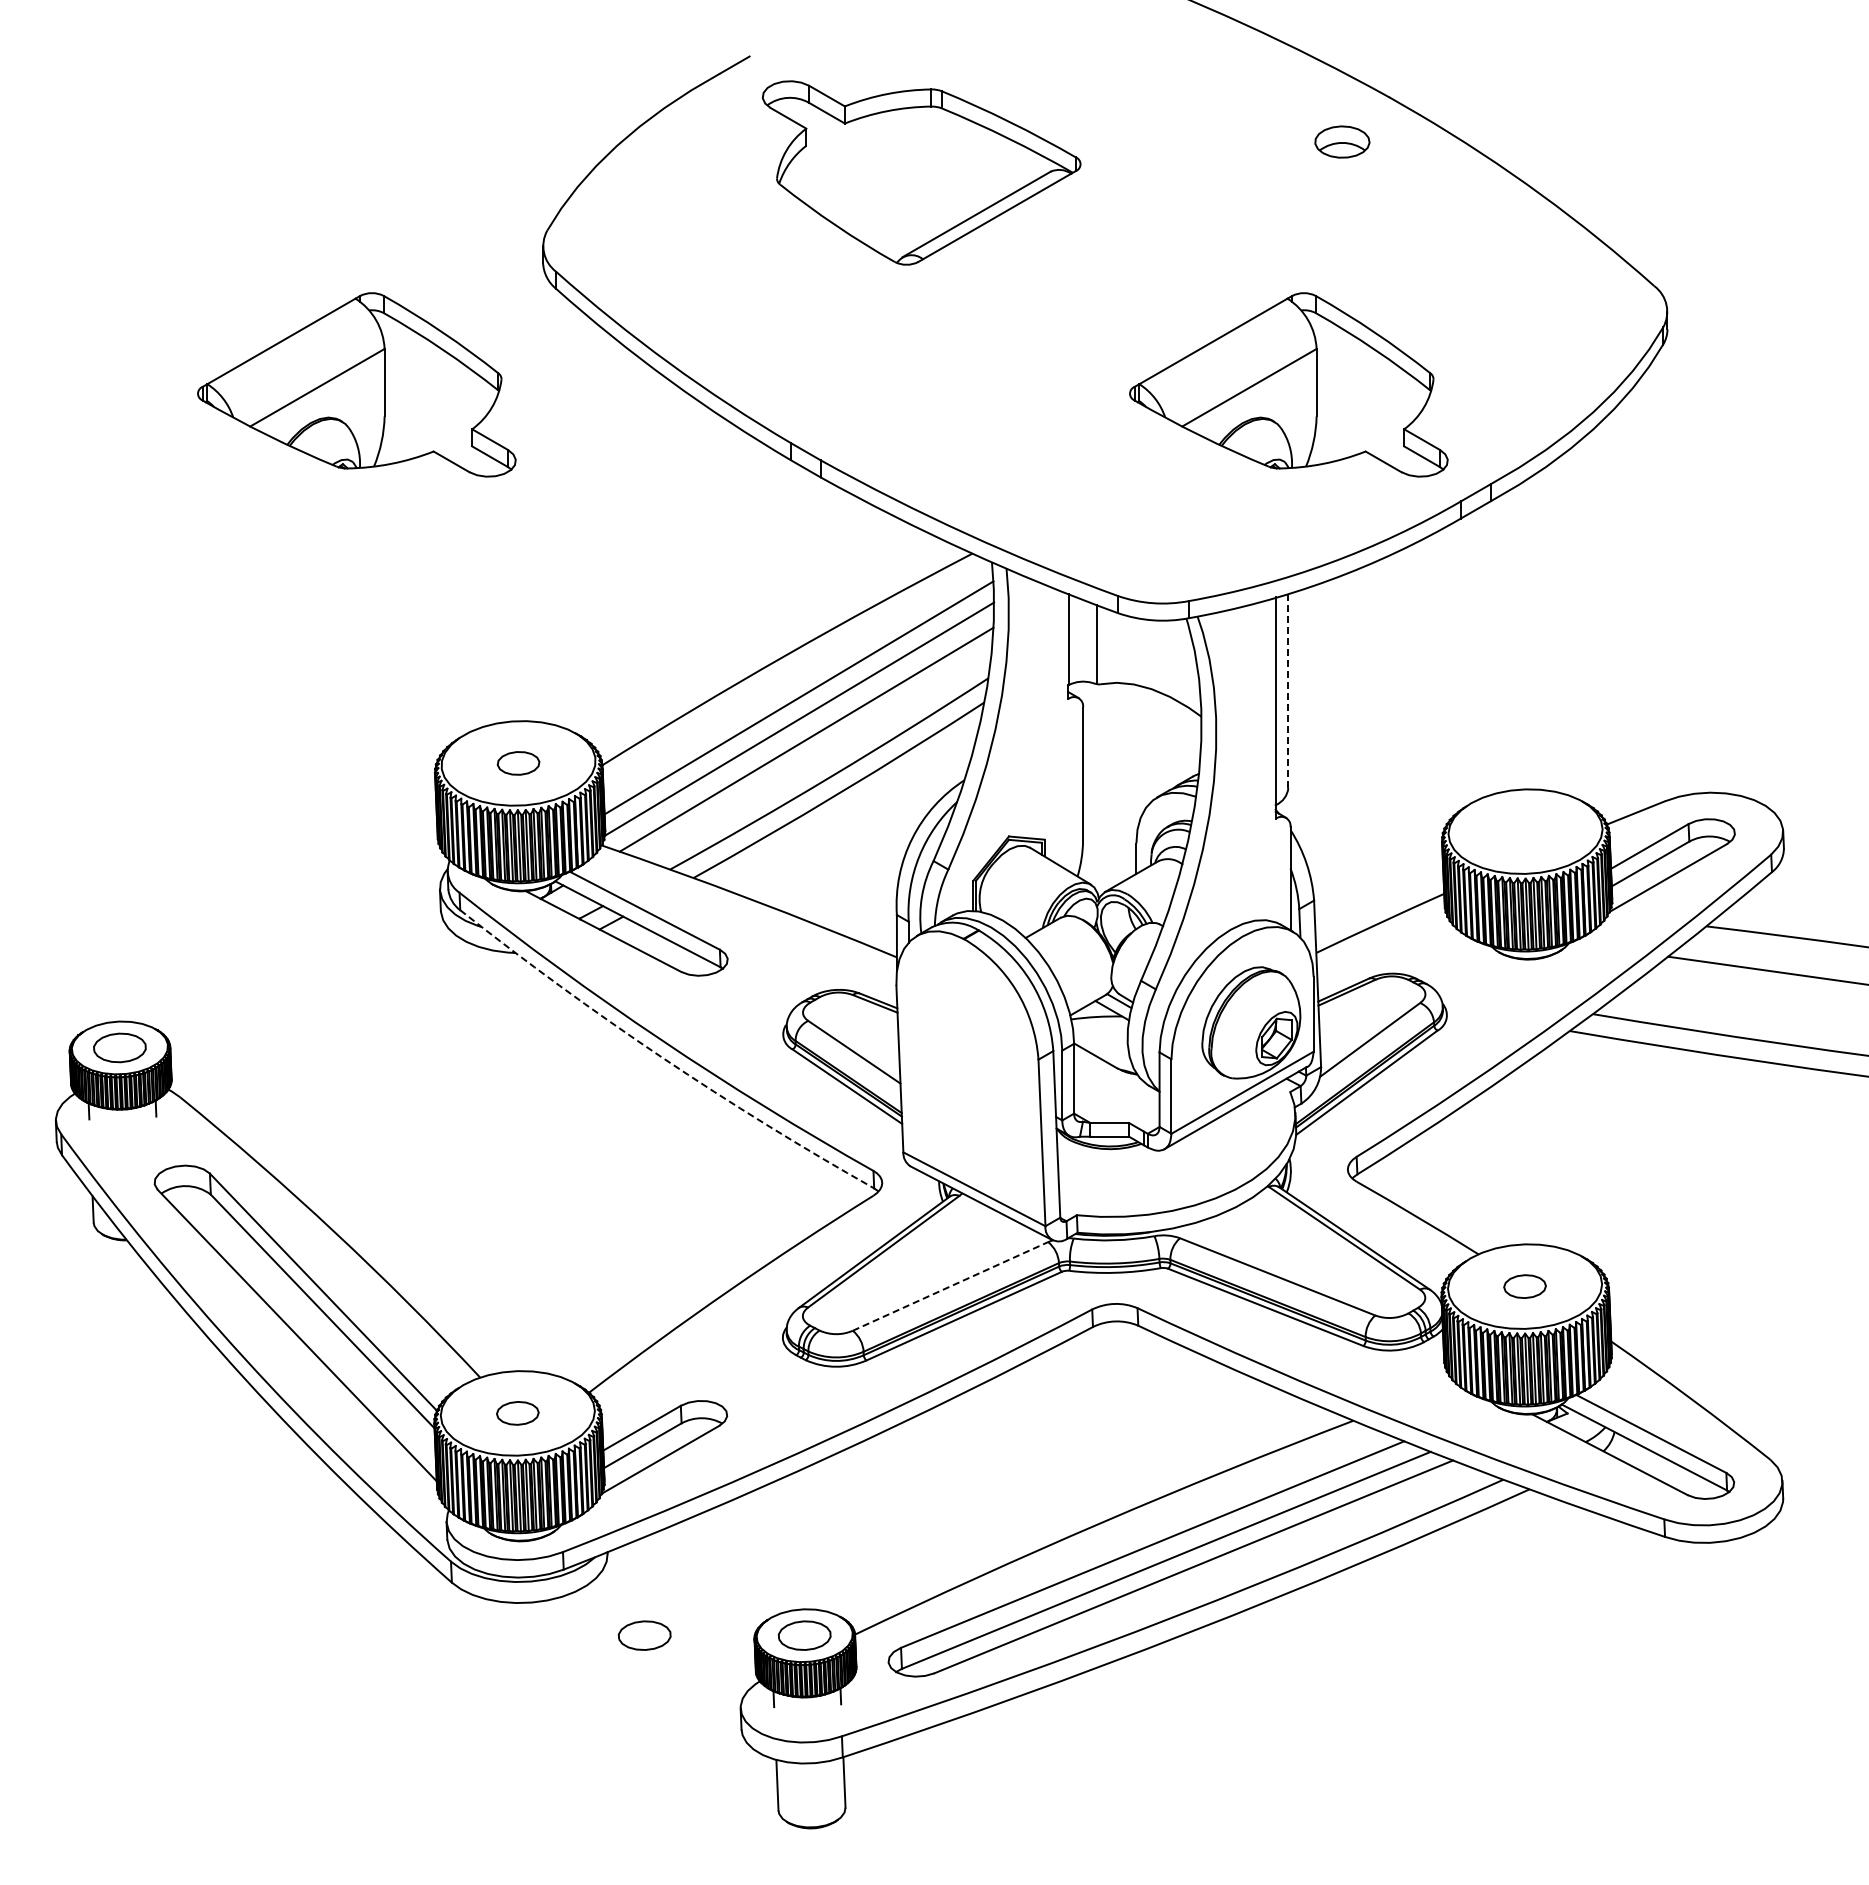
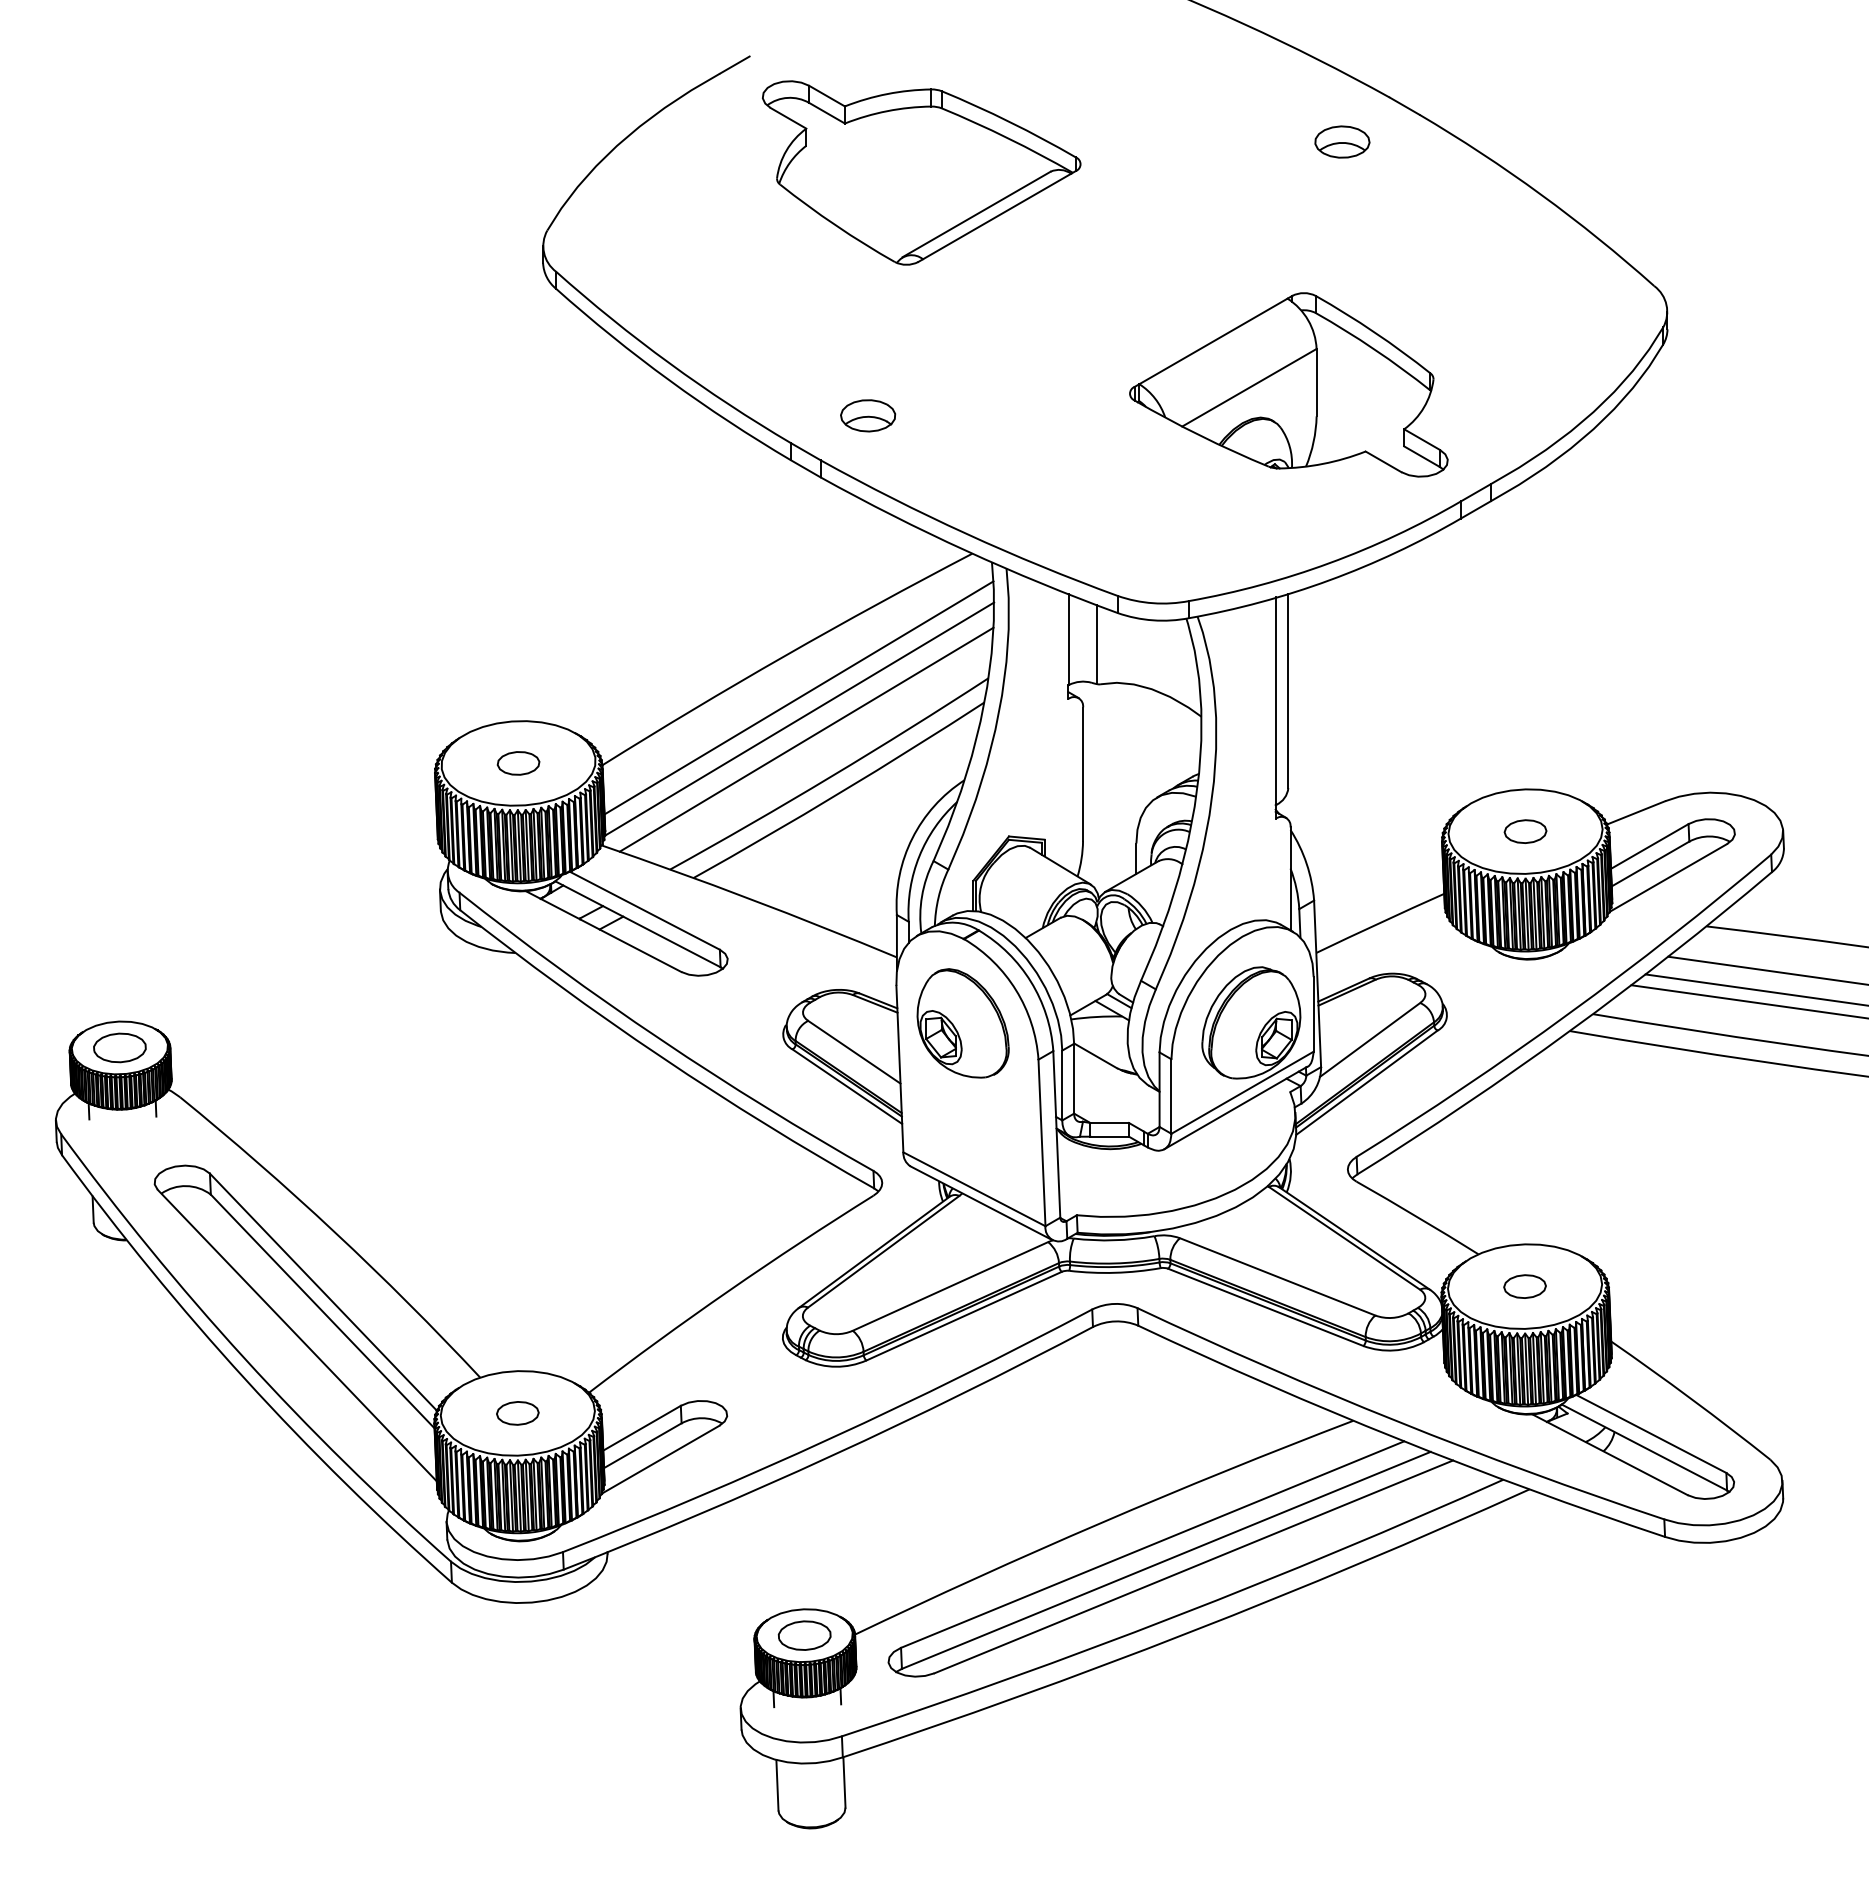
part: present -> none (356, 384)
part: none -> present (868, 415)
line: dashed -> solid (1288, 690)
part: none -> present (1525, 831)
line: none -> present (1755, 989)
line: none -> present (1748, 1001)
part: none -> present (962, 1023)
arc: dashed -> solid (661, 1057)
line: dashed -> solid (950, 1286)
part: present -> none (644, 1635)
